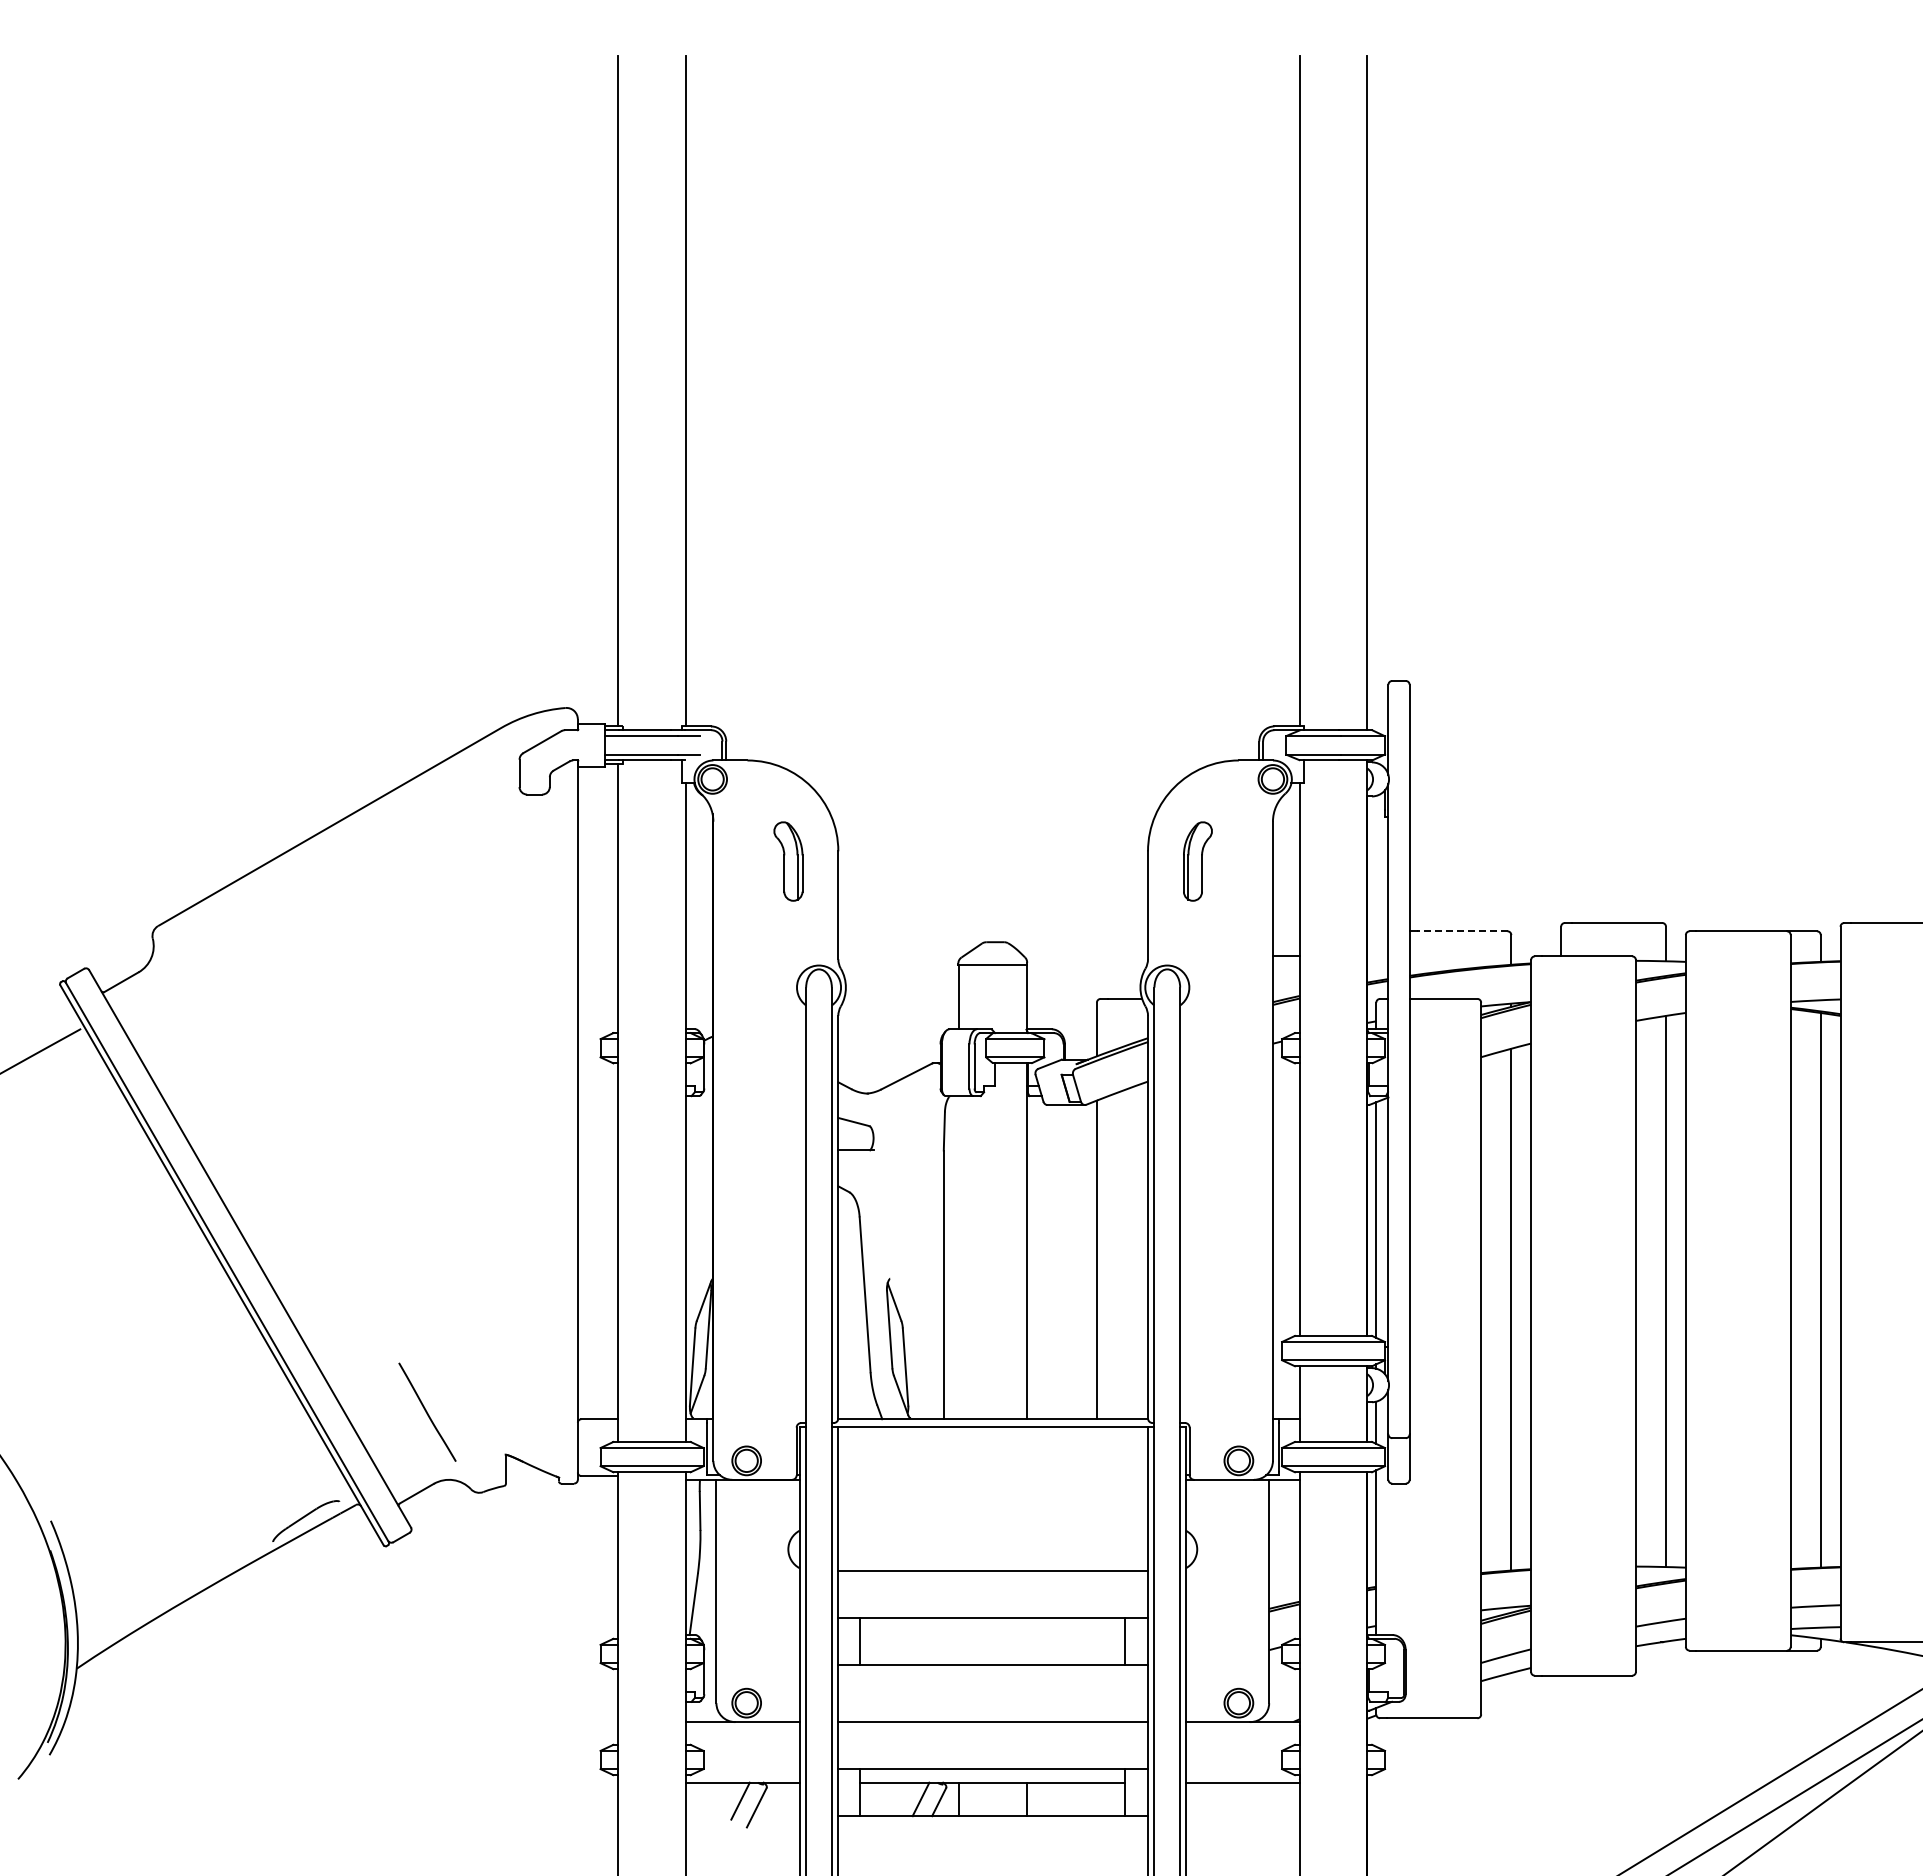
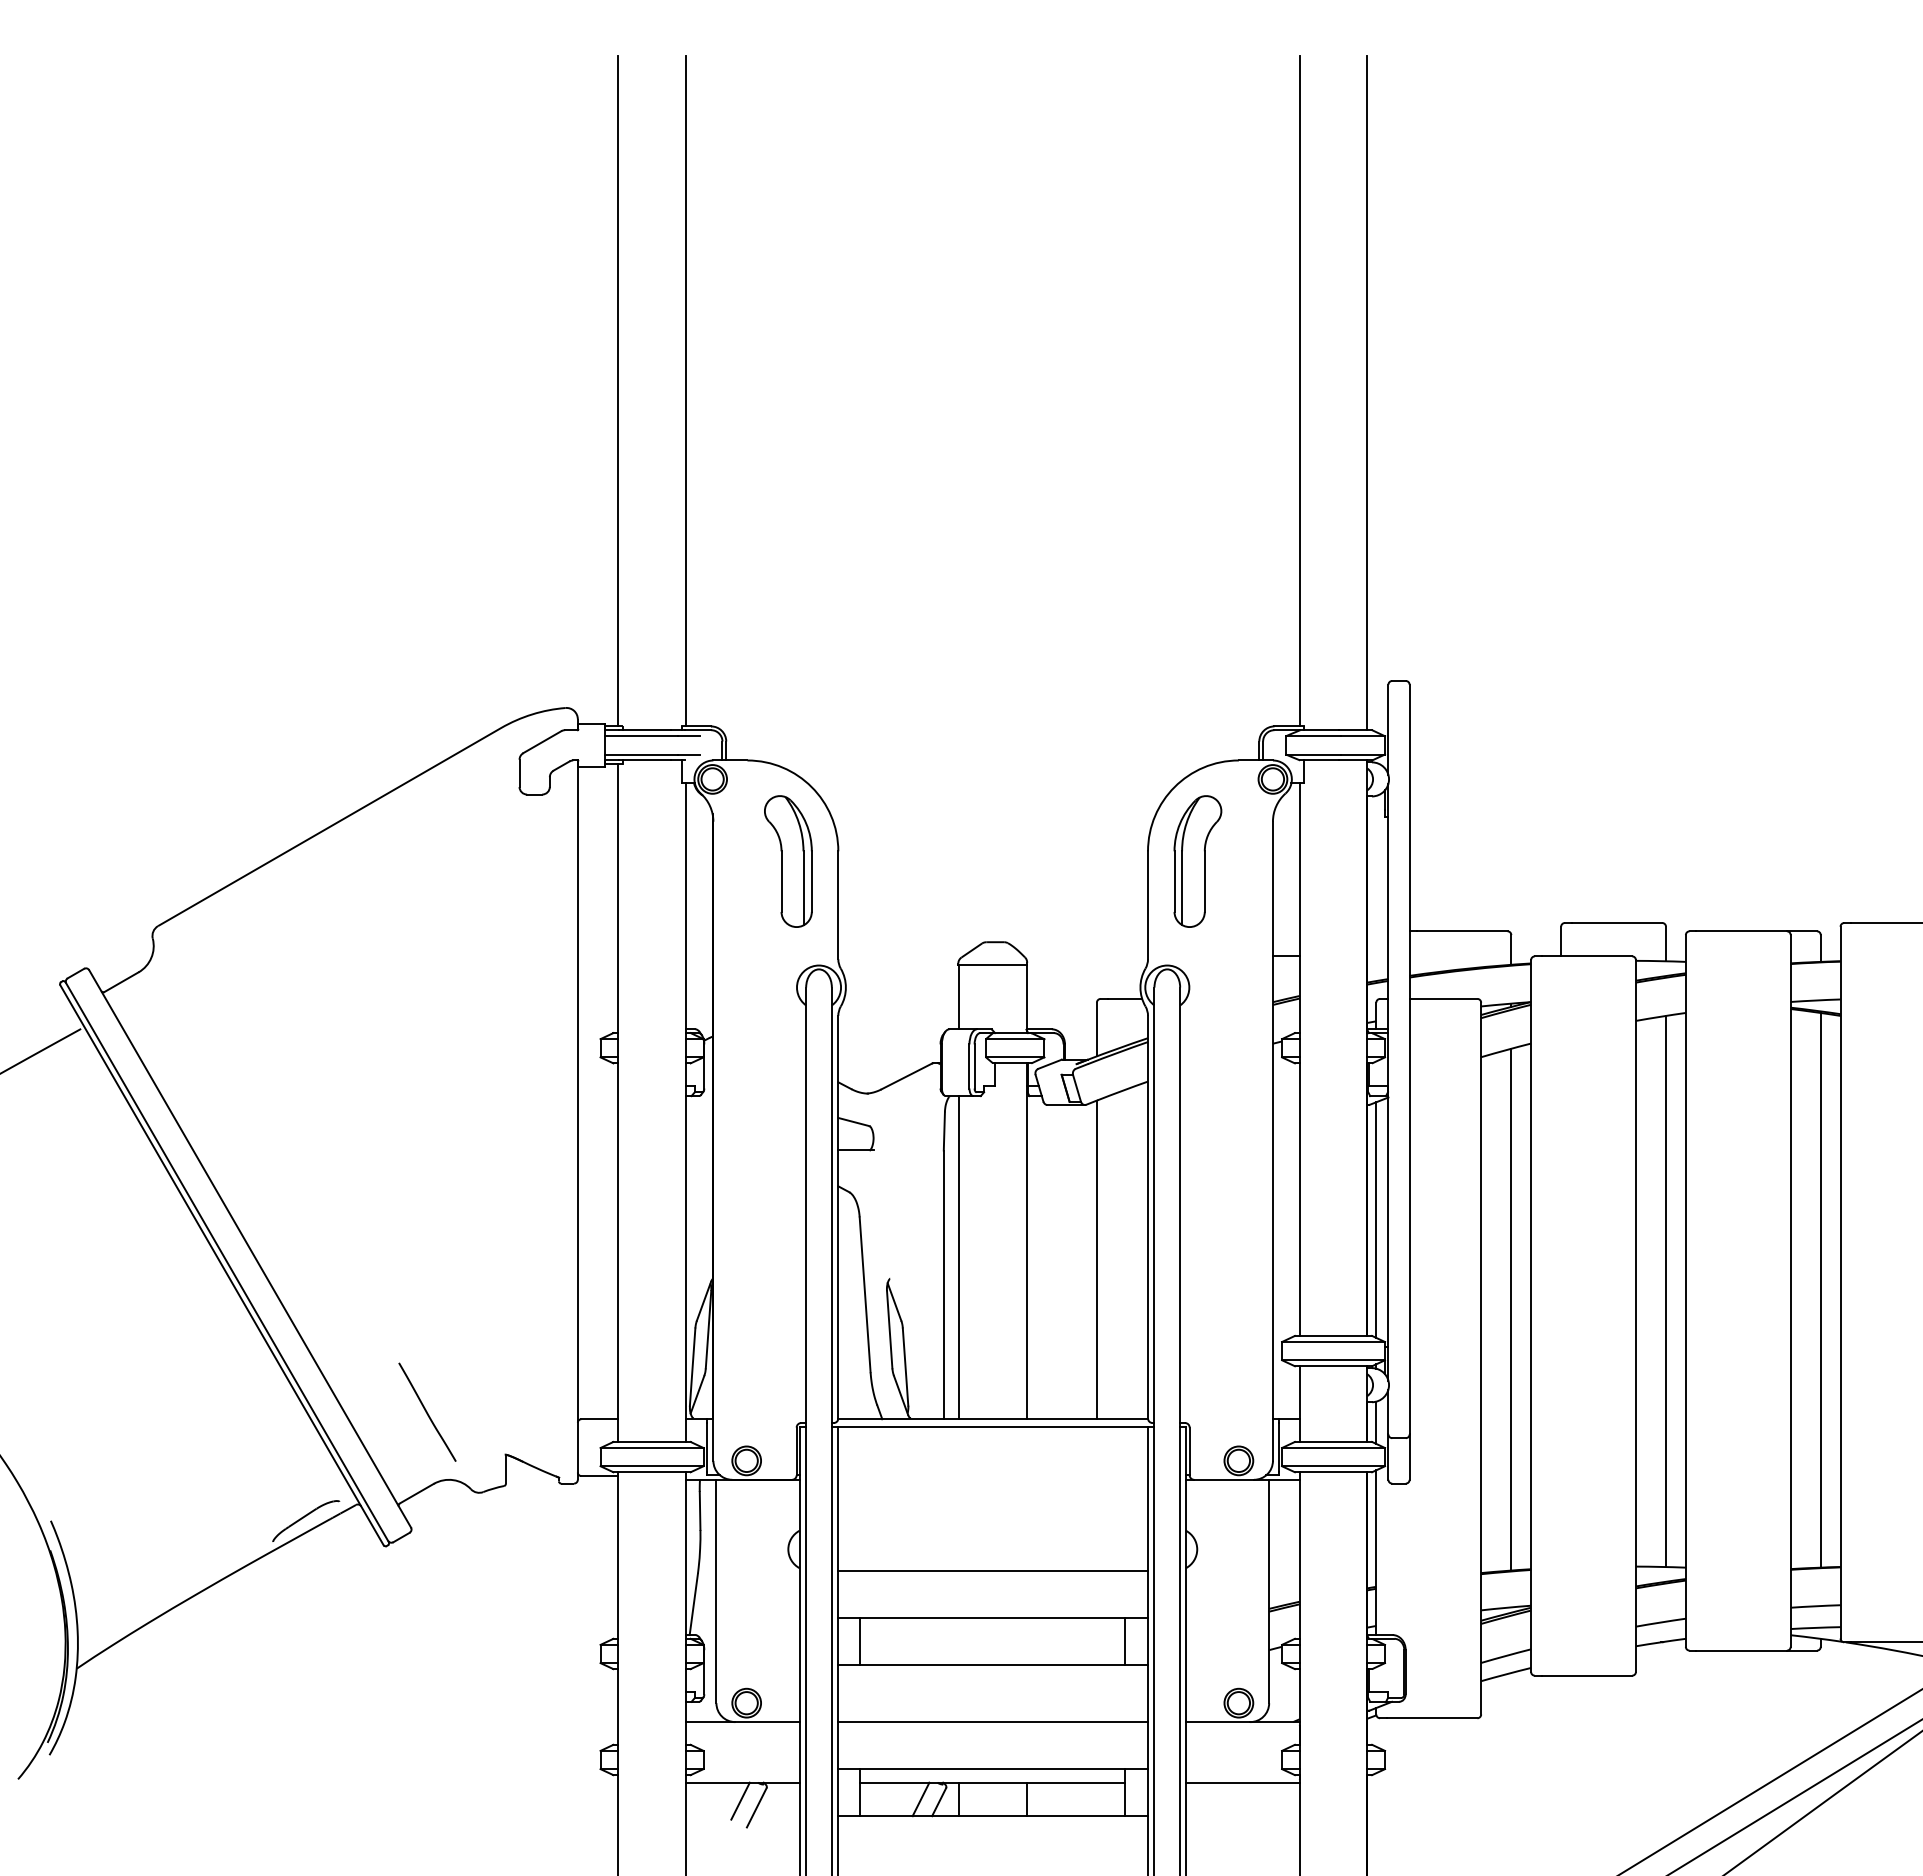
part size: 31x81 px -> 49x133 px (788, 861)
part size: 30x81 px -> 50x133 px (1197, 861)
line: dashed -> solid (1461, 931)
line: none -> present (959, 1257)
